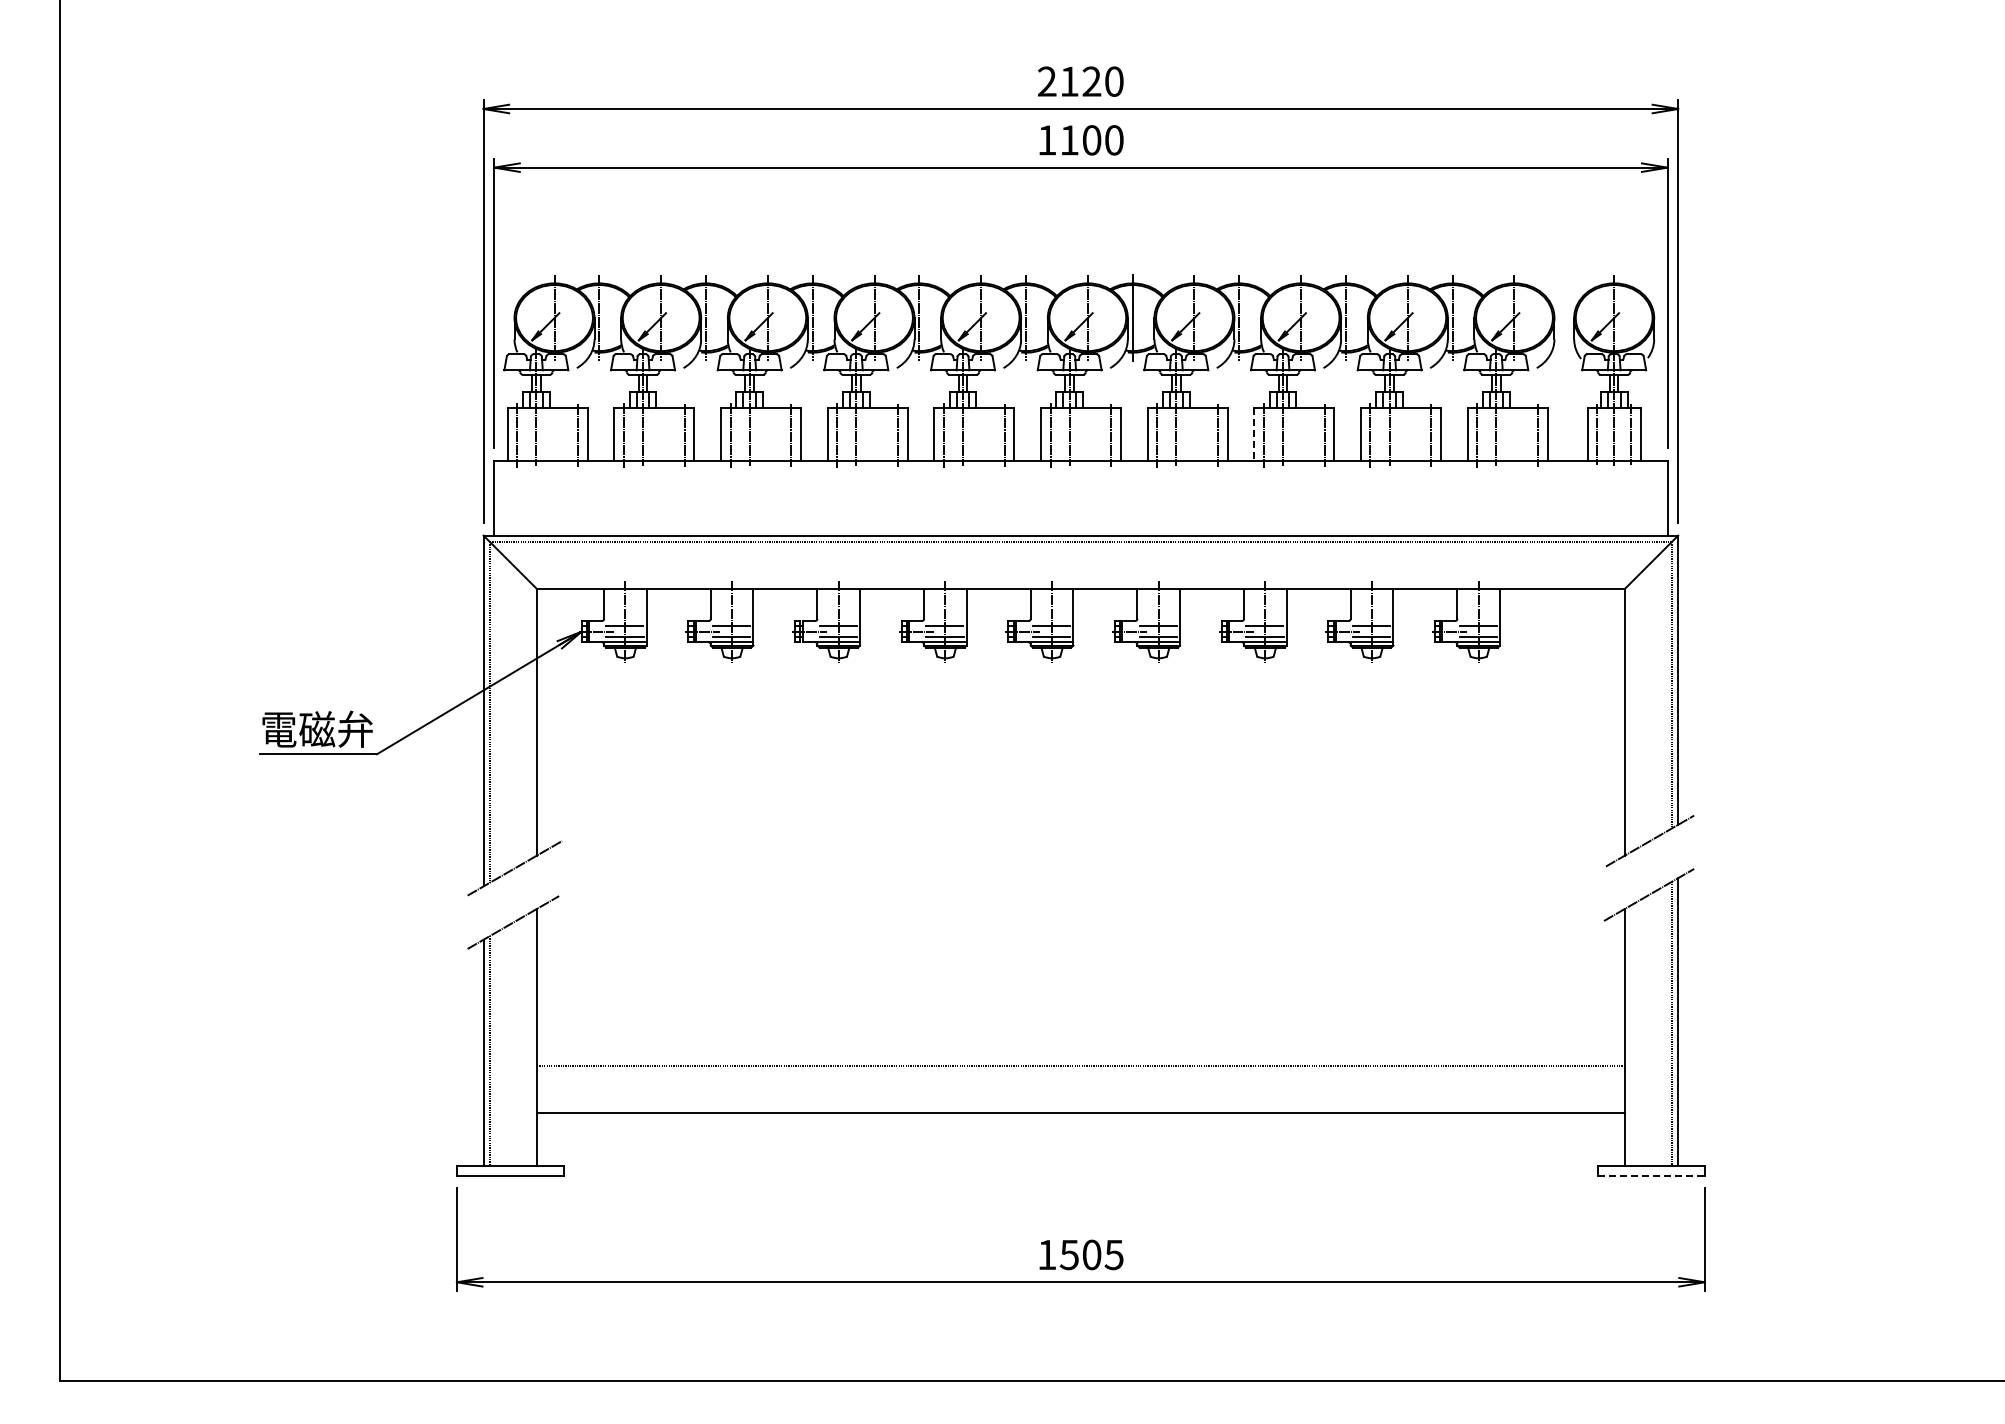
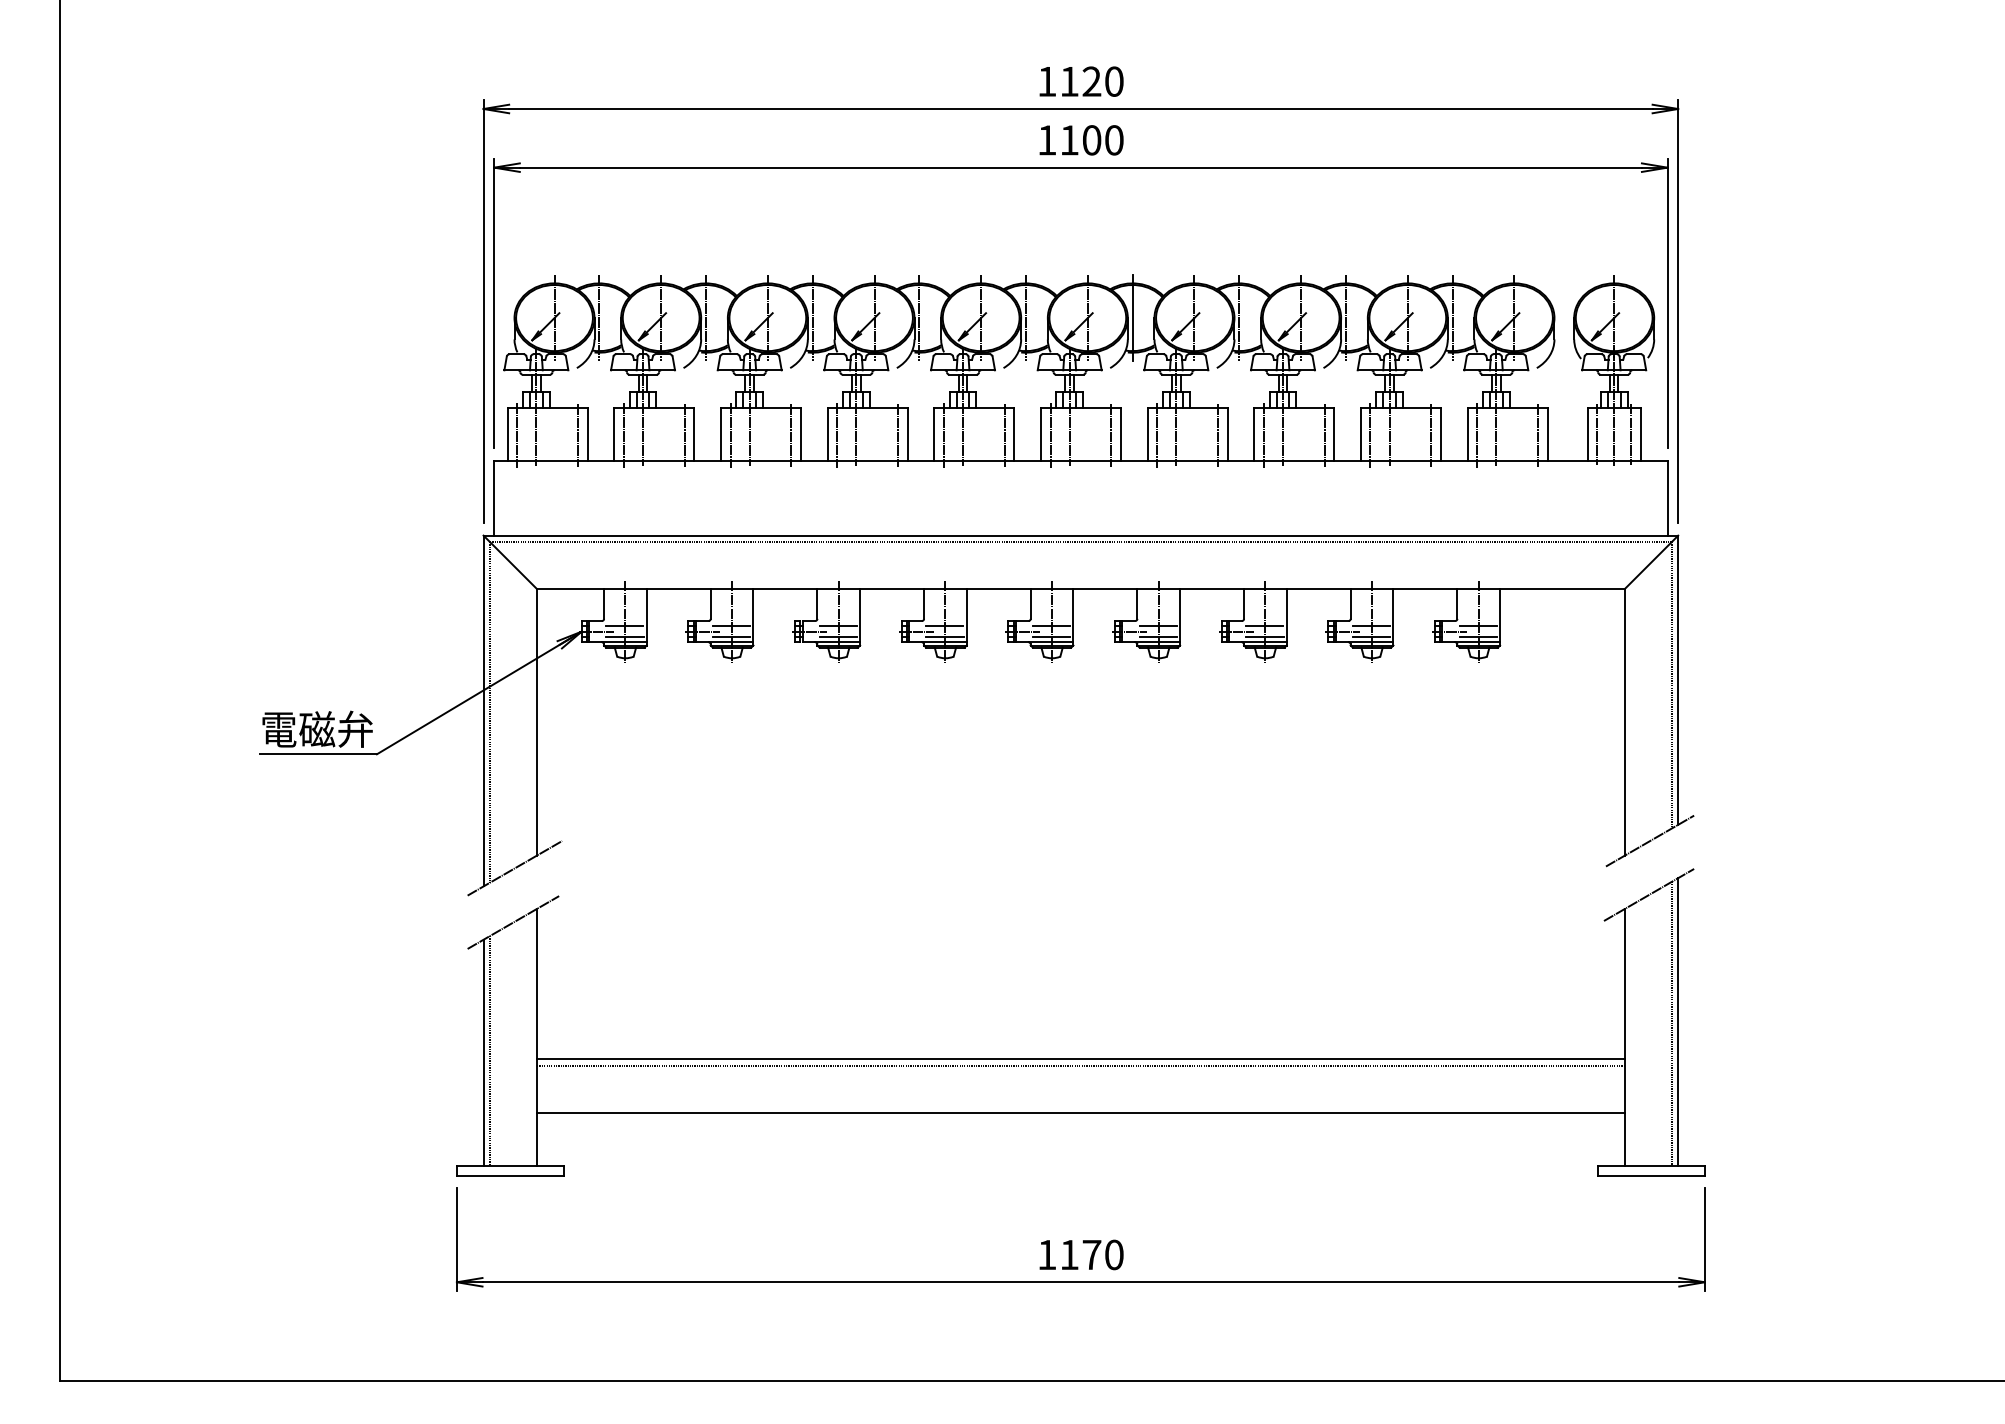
text: 2120 -> 1120 (1047, 81)
line: dashed -> solid (1254, 434)
line: none -> present (1080, 1059)
line: dashed -> solid (1652, 1175)
text: 1505 -> 1170 (1091, 1254)
